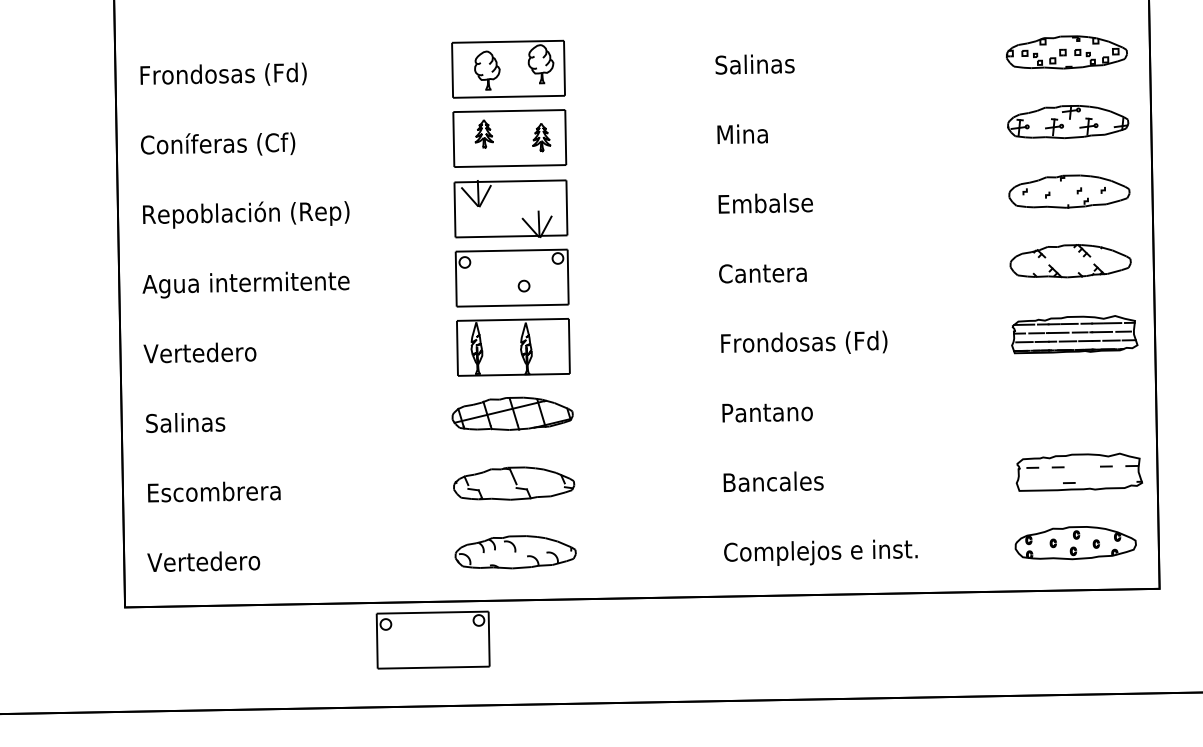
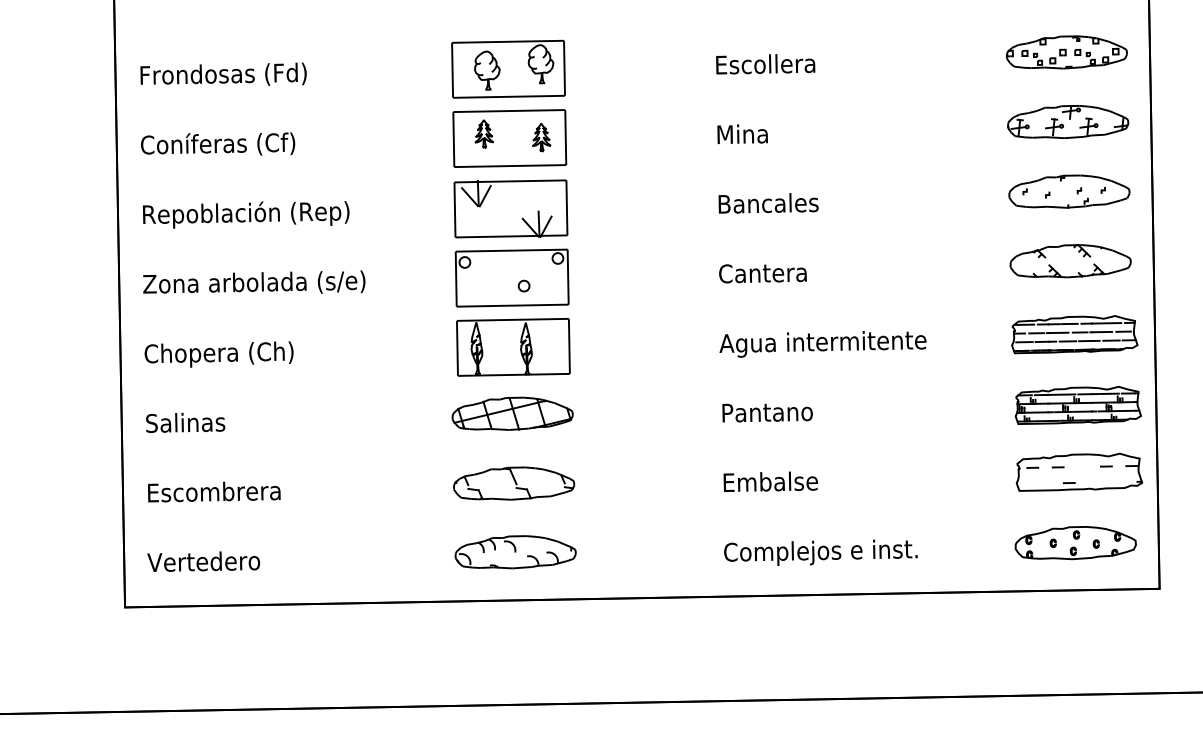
text: Salinas -> Escollera (765, 64)
text: Embalse -> Bancales (771, 203)
text: Agua intermitente -> Zona arbolada (s/e) (253, 284)
text: Frondosas (Fd) -> Agua intermitente (822, 343)
text: Vertedero -> Chopera (Ch) (218, 354)
part: none -> present (1077, 405)
text: Bancales -> Embalse (776, 481)
part: present -> none (432, 639)
